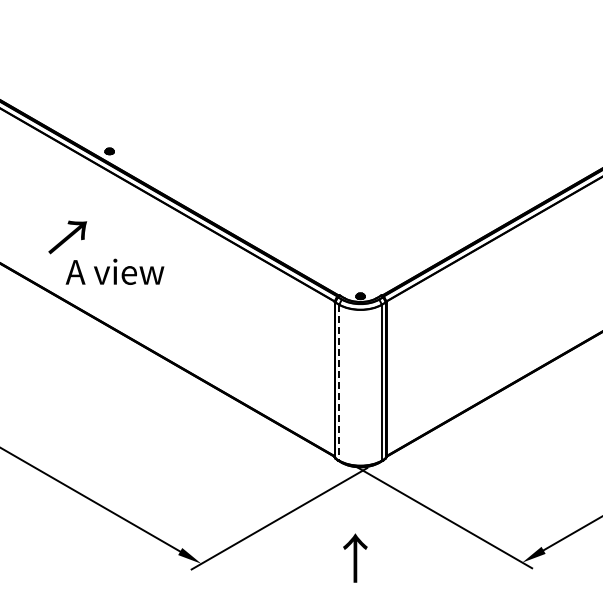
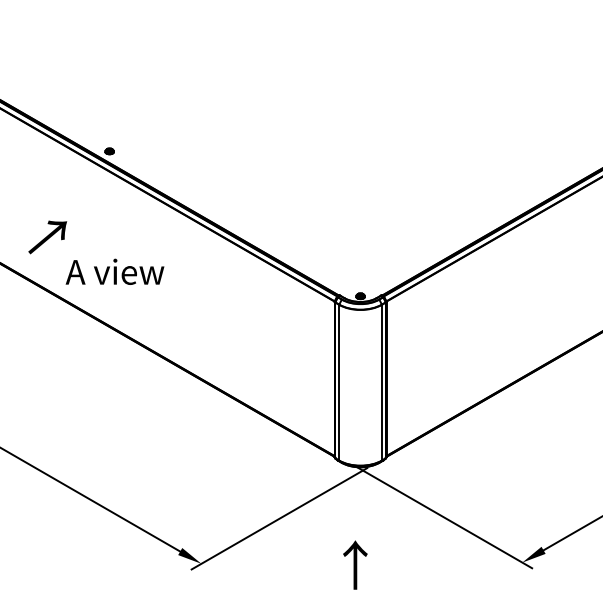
text position: (67, 237) -> (47, 237) (47, 237)
line: dashed -> solid (339, 382)
text position: (355, 557) -> (355, 564) (355, 564)
